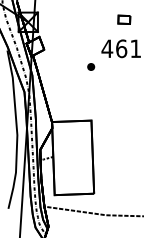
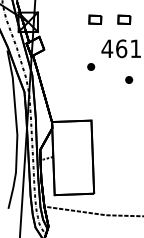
part: none -> present (95, 19)
part: none -> present (129, 79)
